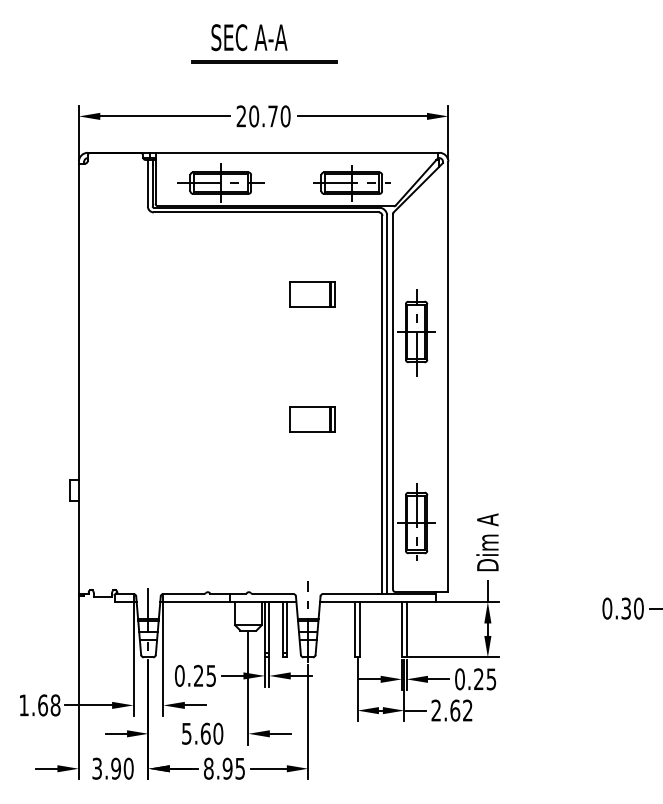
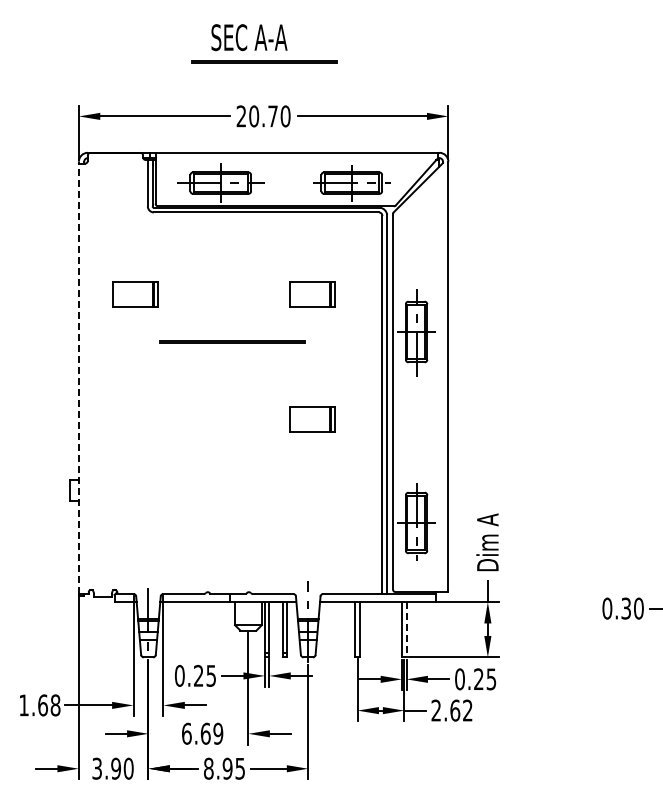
part: none -> present (135, 294)
line: none -> present (232, 341)
line: solid -> dashed (78, 377)
line: solid -> dashed (406, 629)
text: 5.60 -> 6.69 (202, 733)
